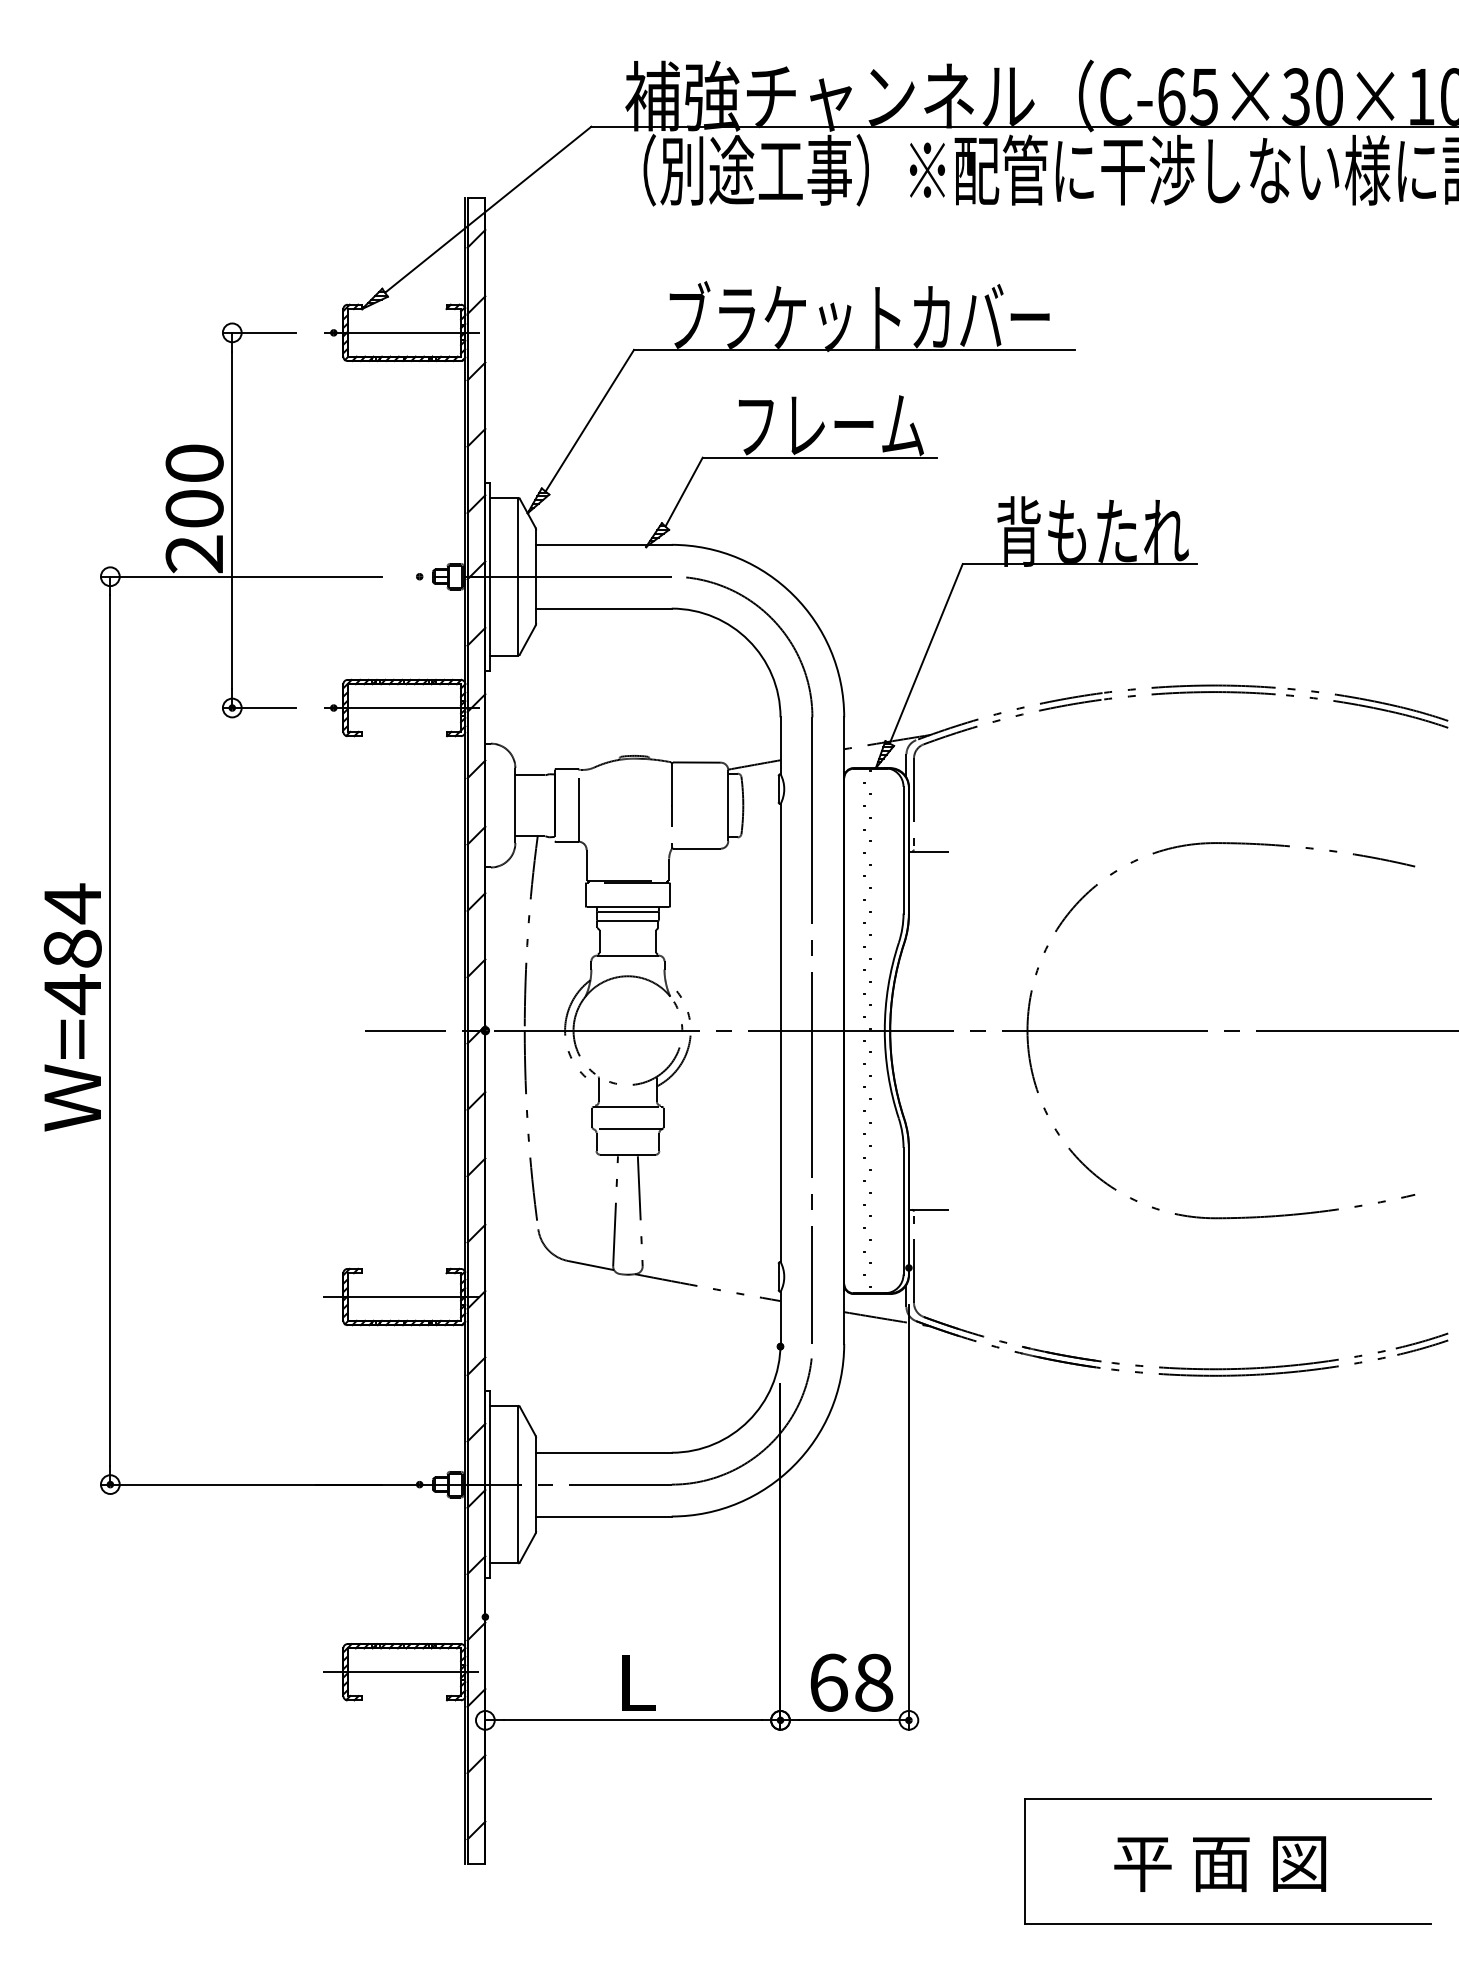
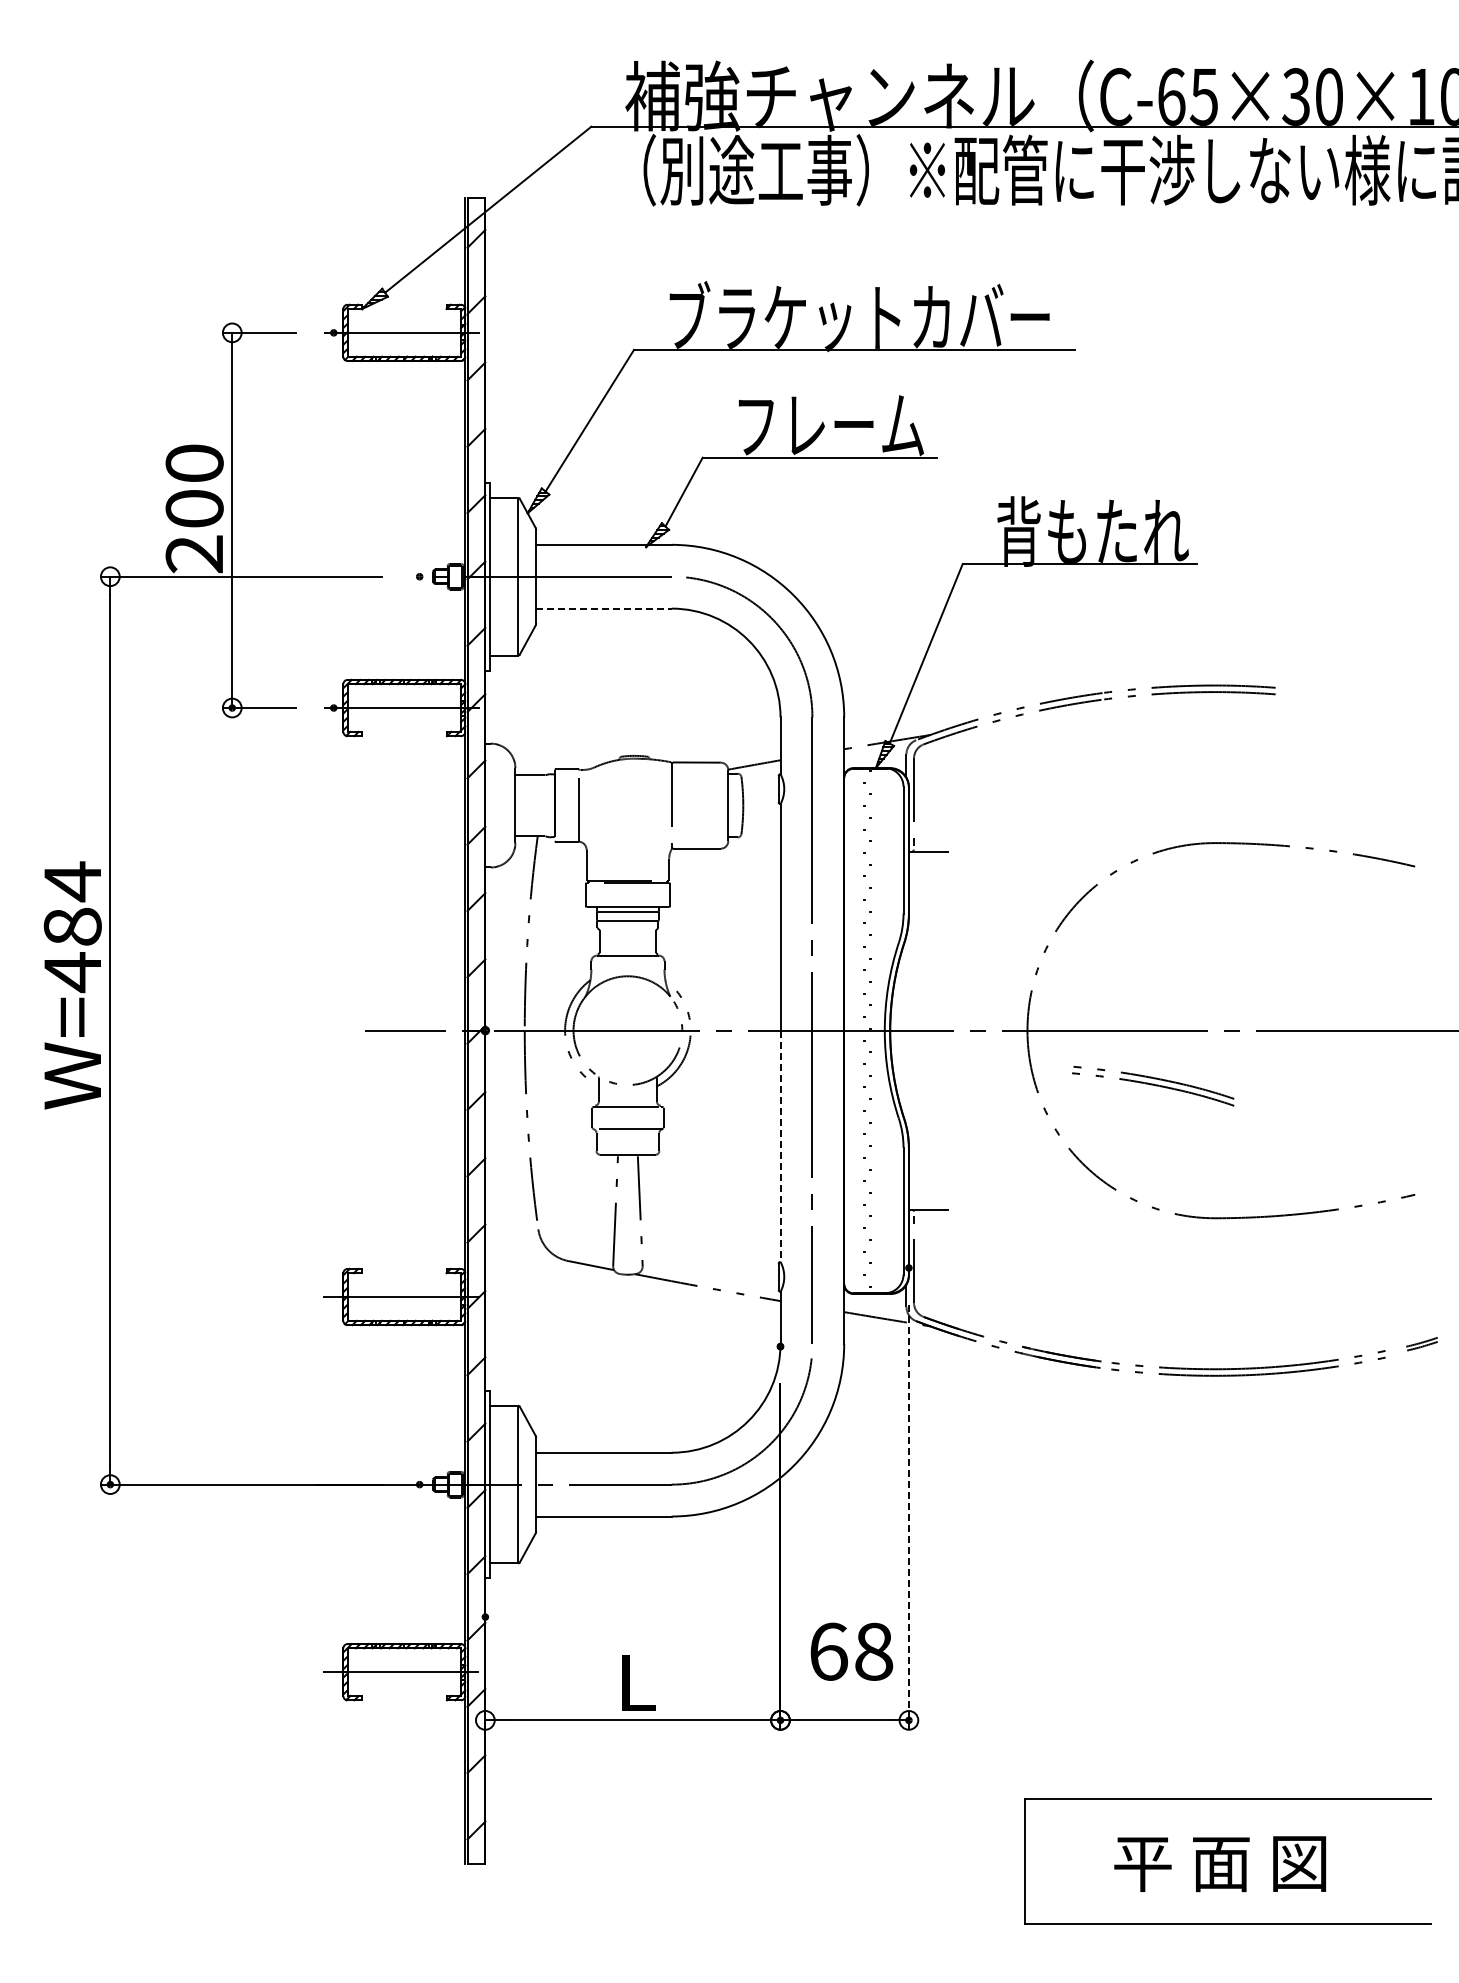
line: solid -> dashed (603, 608)
part position: (1367, 708) -> (1153, 1086) (1153, 1086)
text position: (72, 1007) -> (72, 985) (72, 985)
line: solid -> dashed (780, 1146)
part size: 54x24 px -> 32x15 px (1421, 1344)
line: solid -> dashed (908, 1518)
text position: (851, 1682) -> (851, 1651) (851, 1651)
